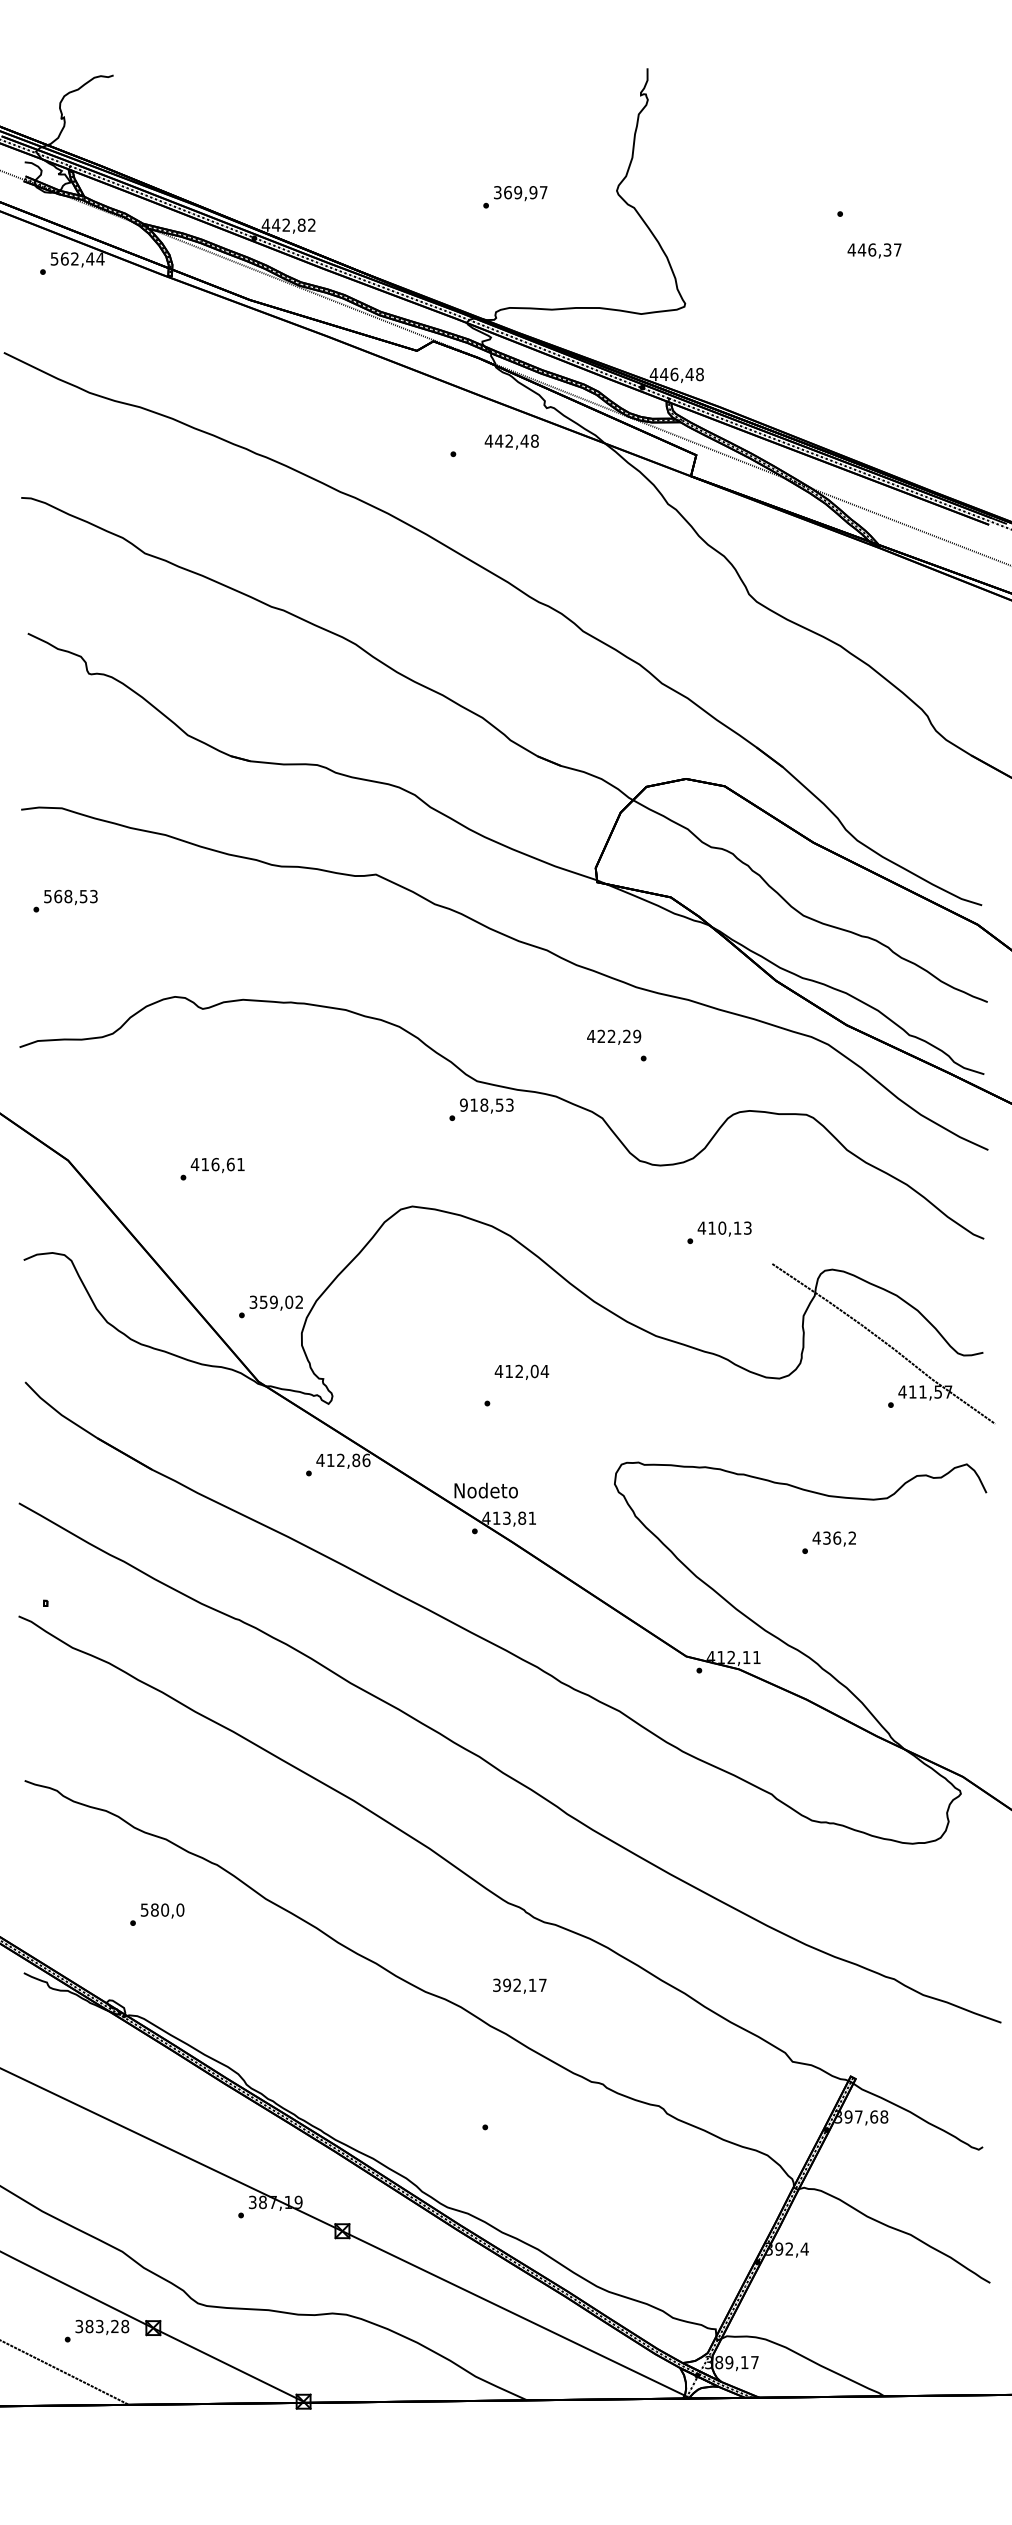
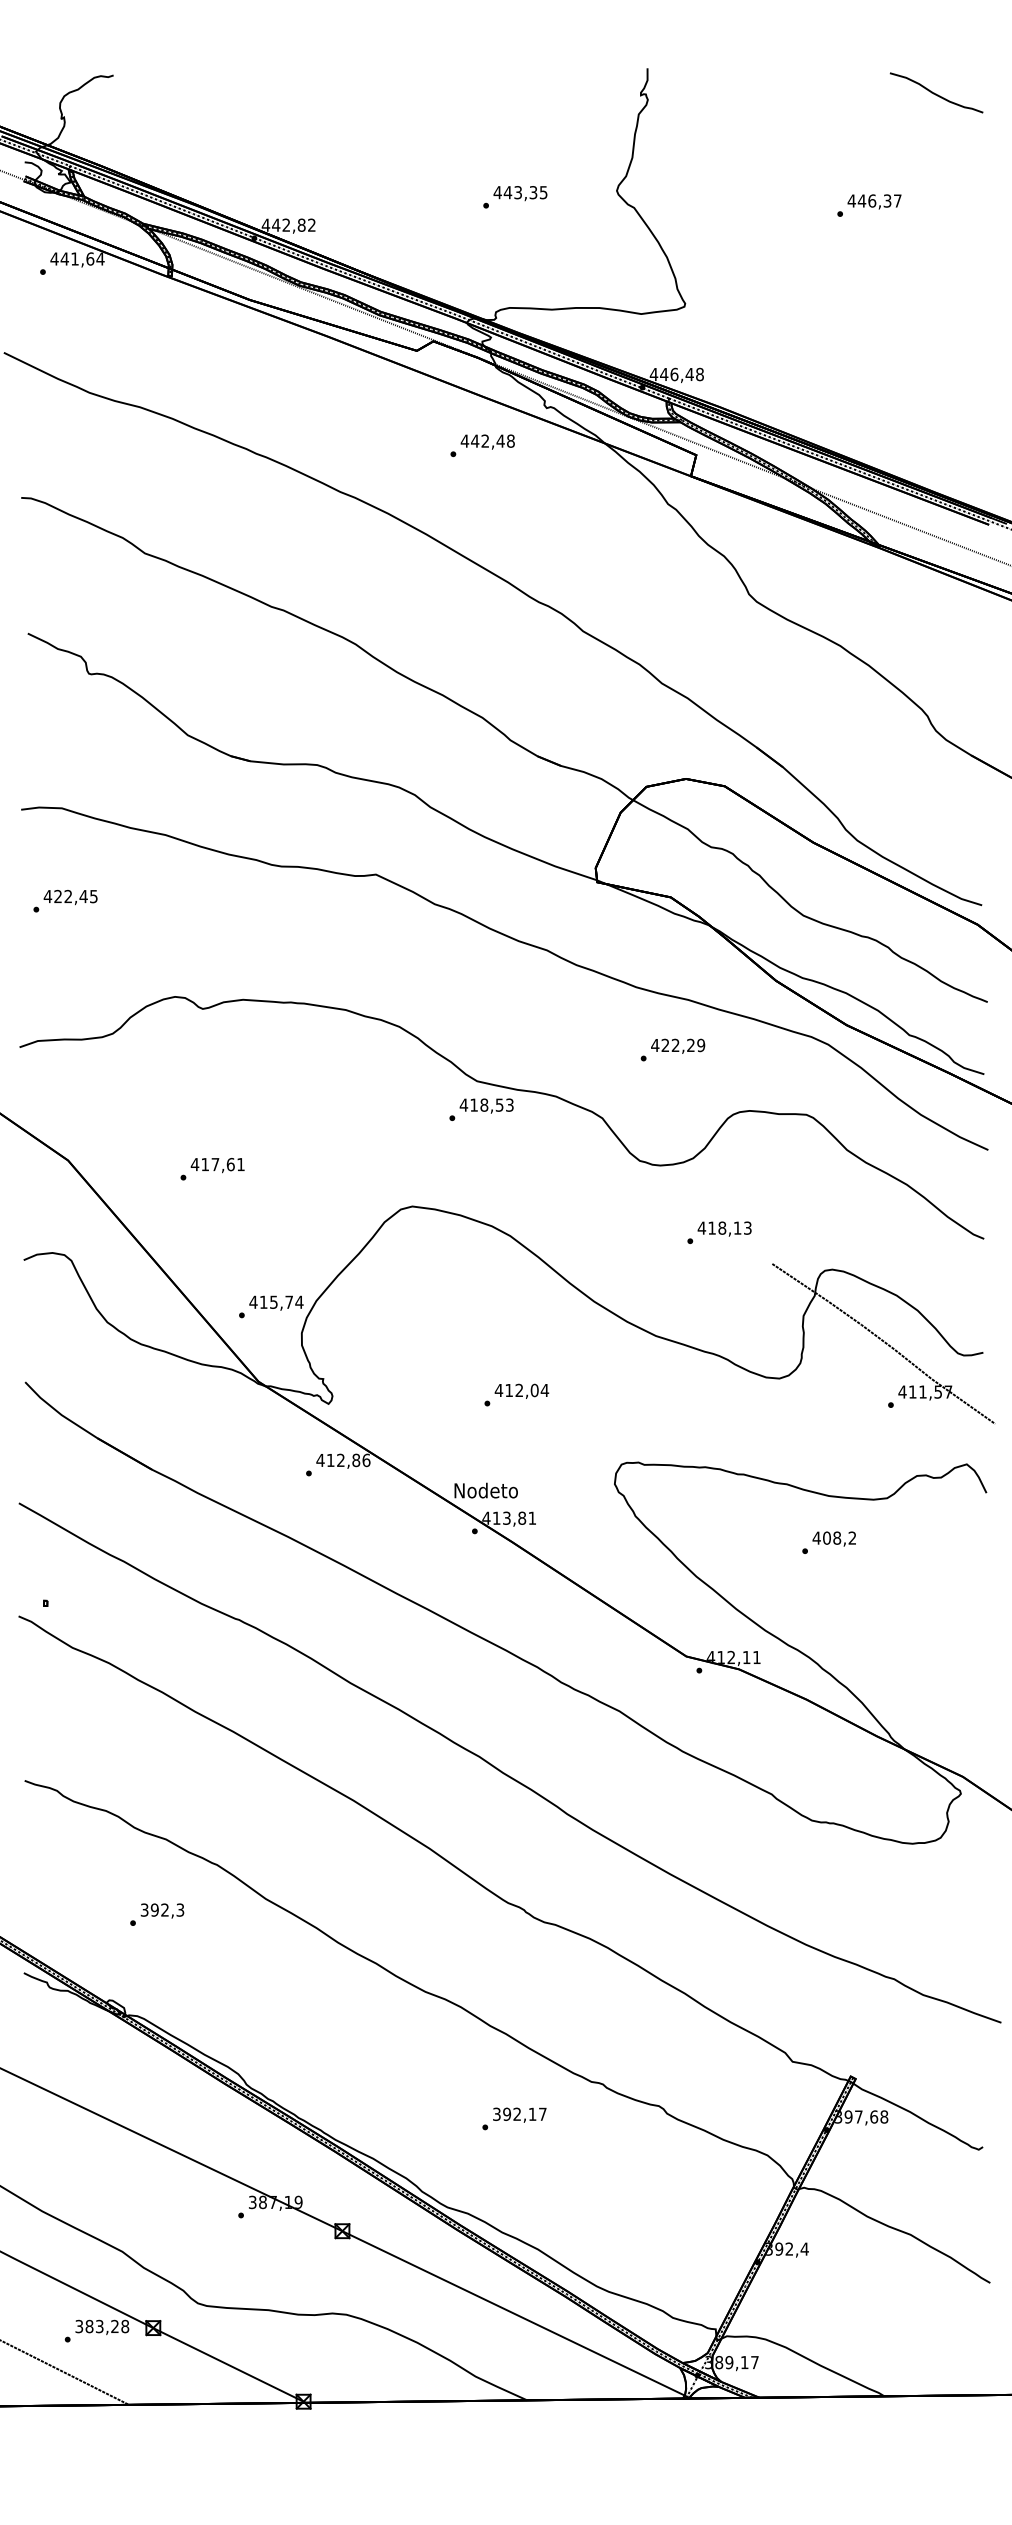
curve: none -> present (936, 93)
text: 369,97 -> 443,35 (520, 192)
text position: (874, 250) -> (874, 201) (874, 201)
text: 562,44 -> 441,64 (72, 258)
text position: (511, 441) -> (487, 441) (487, 441)
text: 568,53 -> 422,45 (70, 896)
text position: (614, 1036) -> (678, 1045) (678, 1045)
text: 918,53 -> 418,53 (463, 1104)
text: 416,61 -> 417,61 (215, 1164)
text: 410,13 -> 418,13 (722, 1227)
text: 359,02 -> 415,74 (276, 1301)
text position: (521, 1371) -> (521, 1390) (521, 1390)
text: 436,2 -> 408,2 (832, 1537)
text: 580,0 -> 392,3 (162, 1909)
text position: (519, 1985) -> (519, 2114) (519, 2114)
